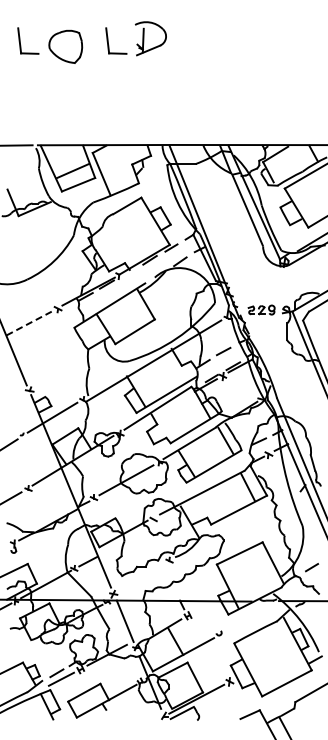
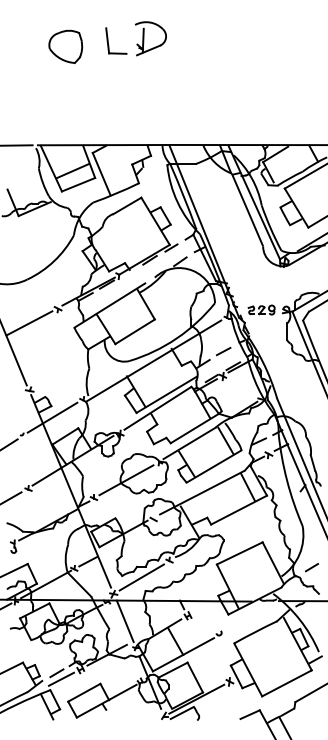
part: present -> none (20, 40)
line: dashed -> solid (29, 323)
line: none -> present (141, 577)
